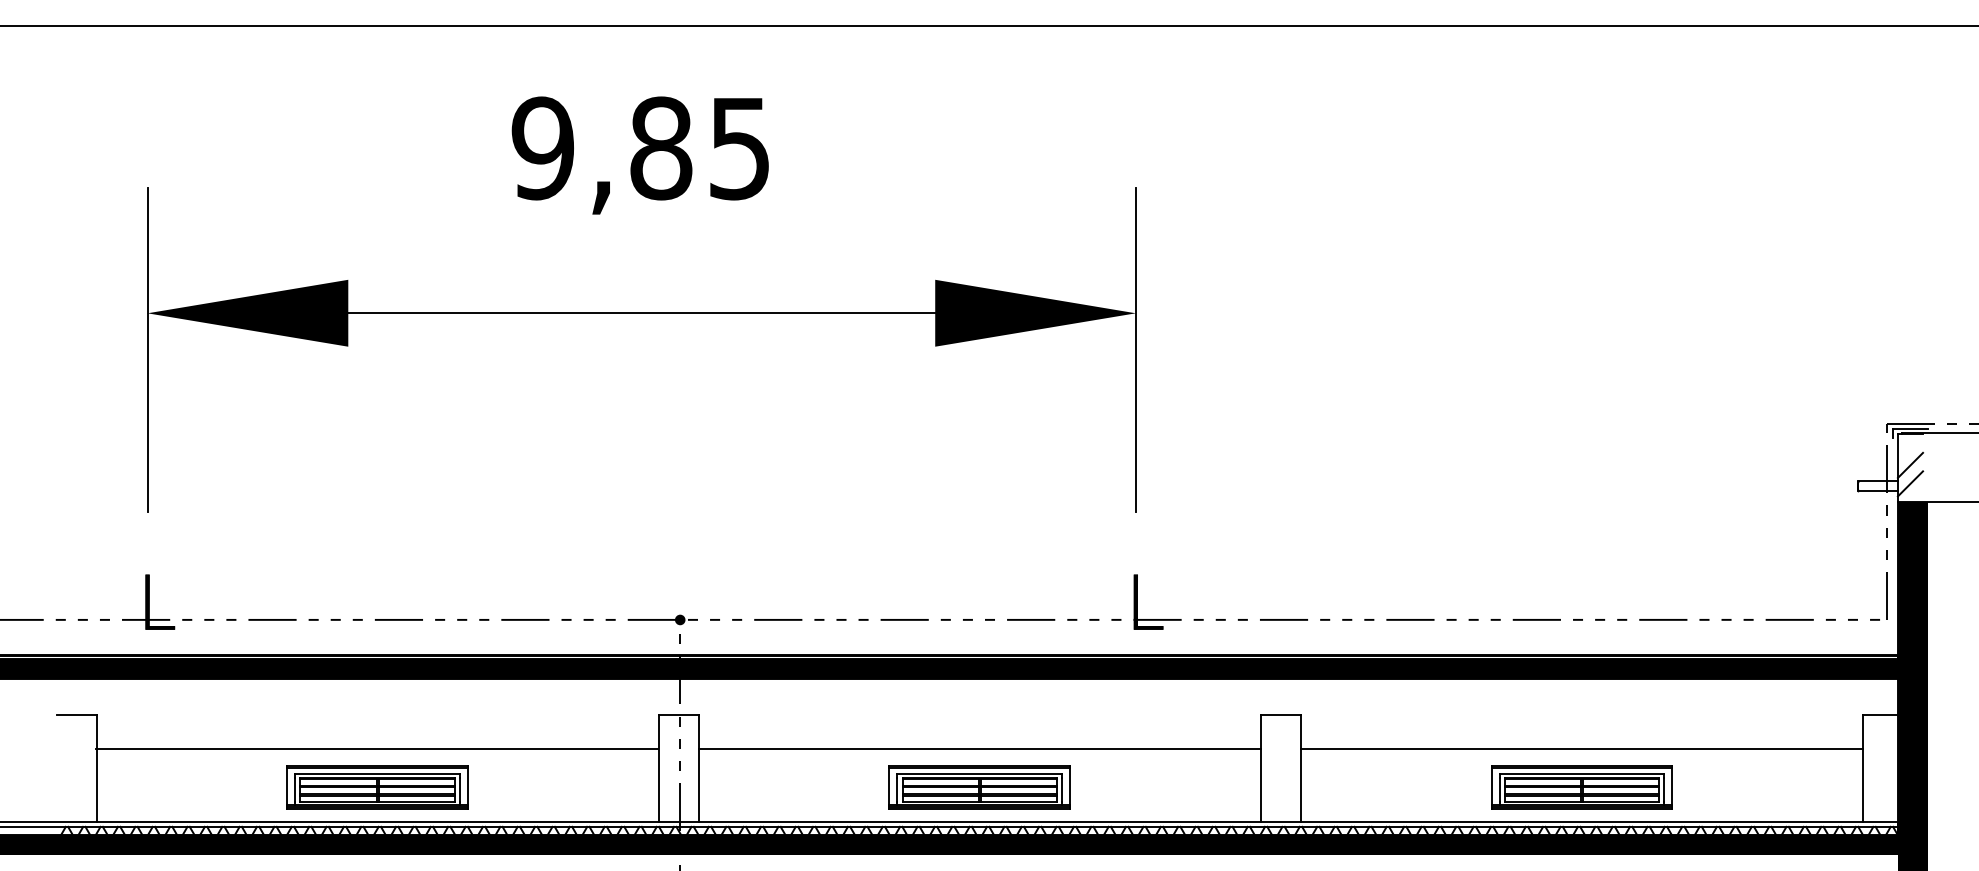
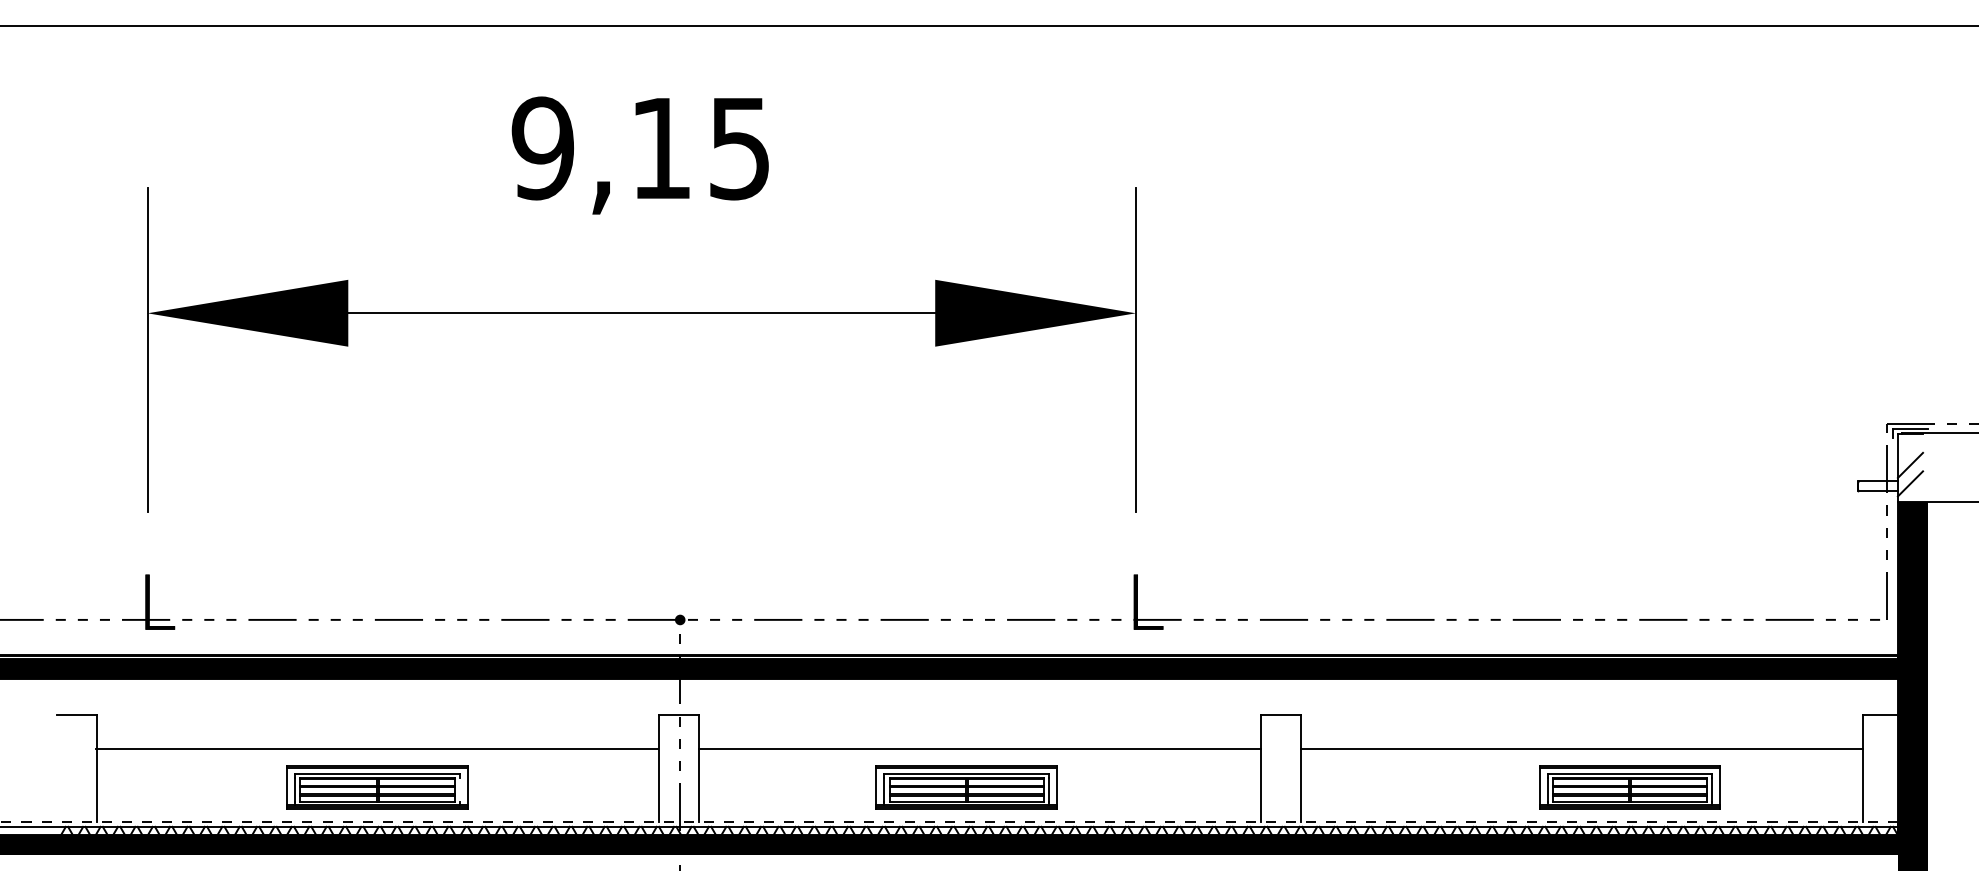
text: 9,85 -> 9,15 (661, 148)
part position: (979, 787) -> (966, 787) (966, 787)
part position: (1581, 787) -> (1629, 787) (1629, 787)
line: present -> none (459, 789)
line: solid -> dashed (948, 821)
